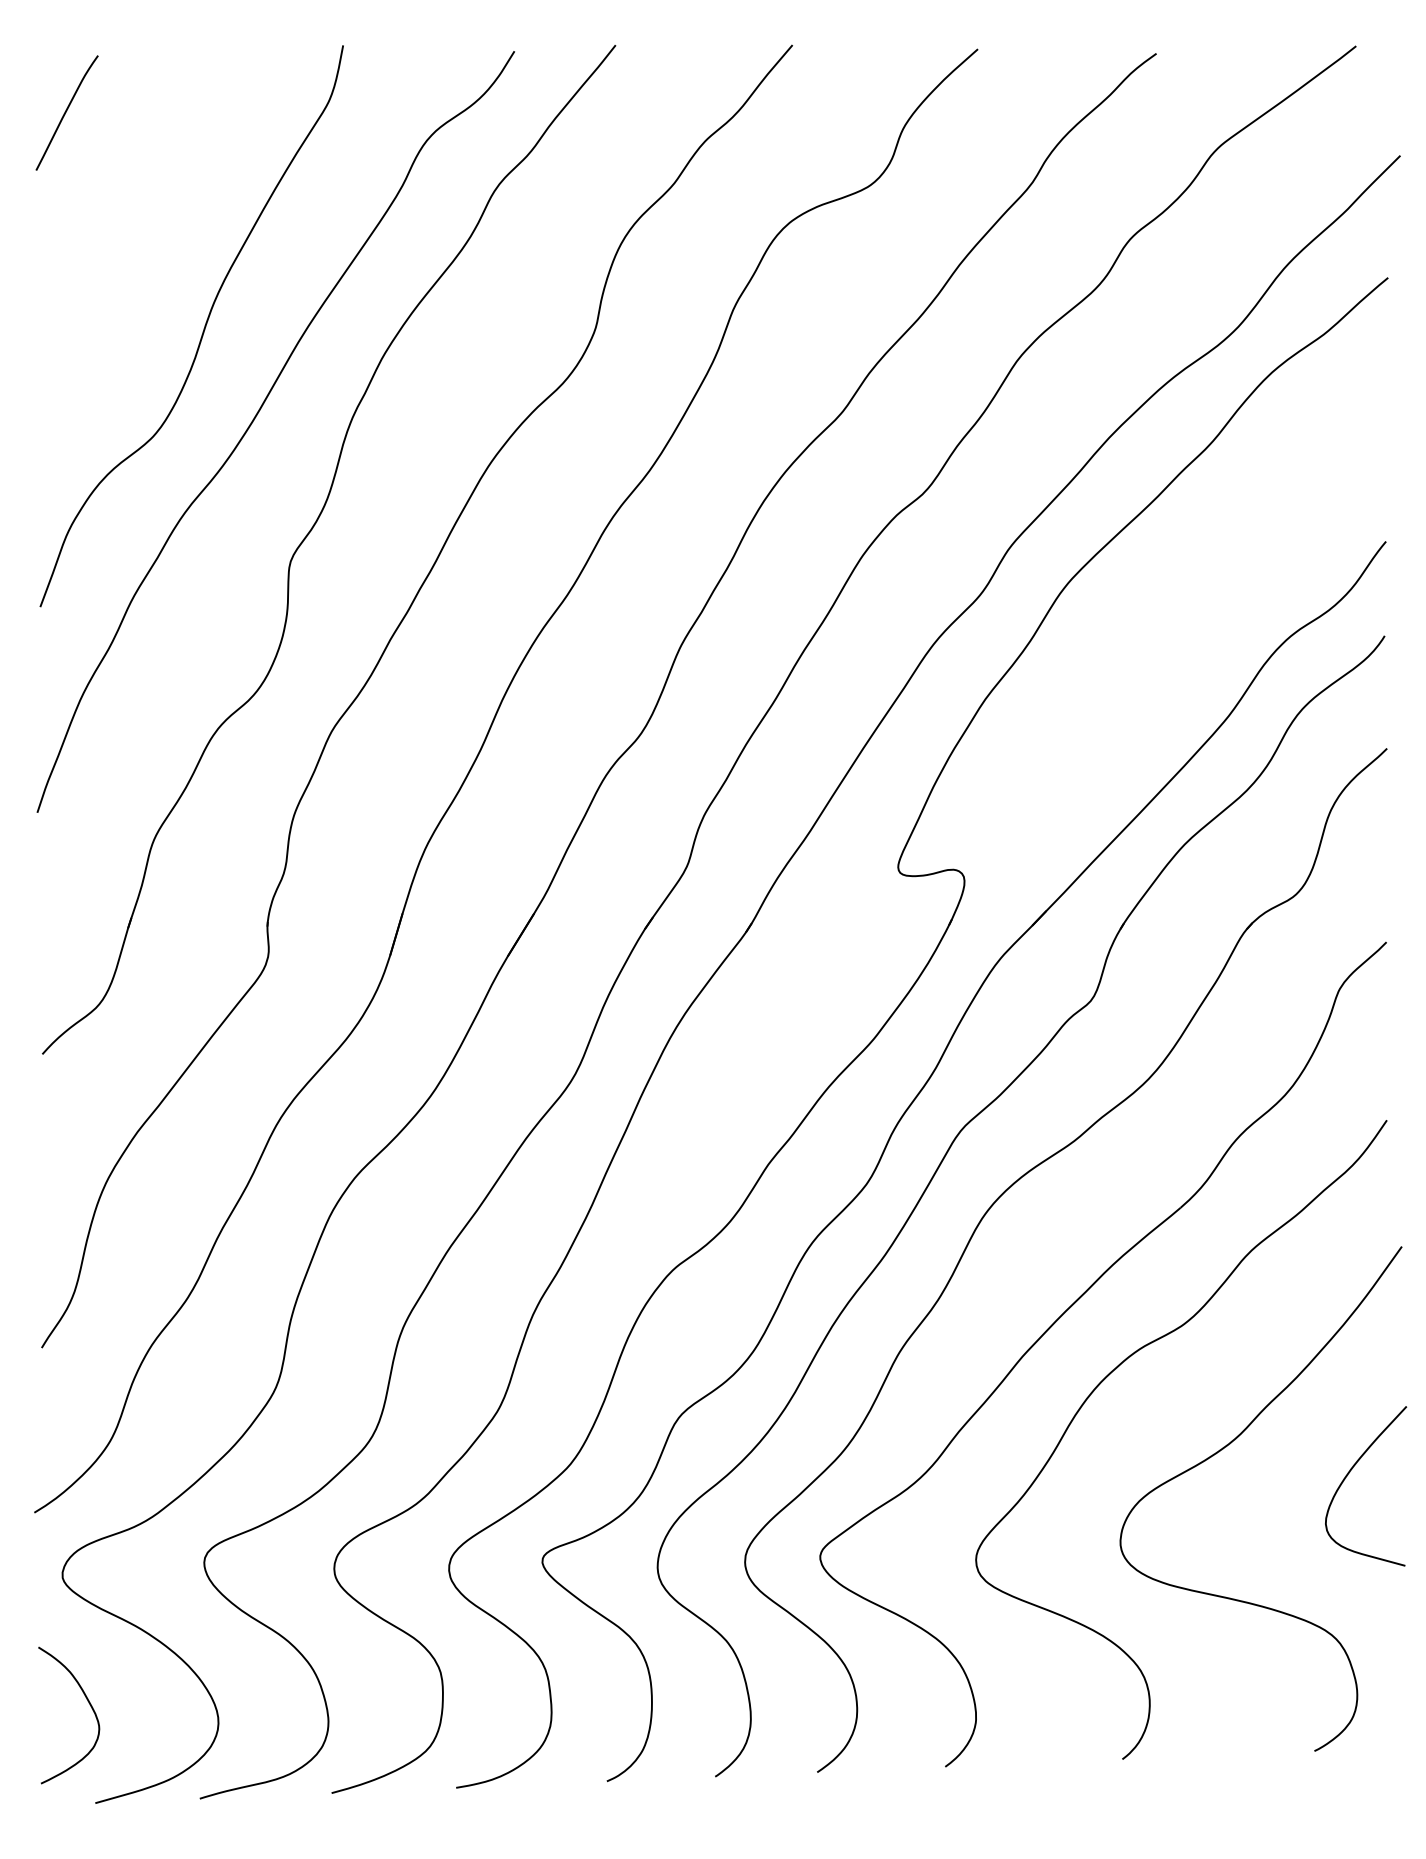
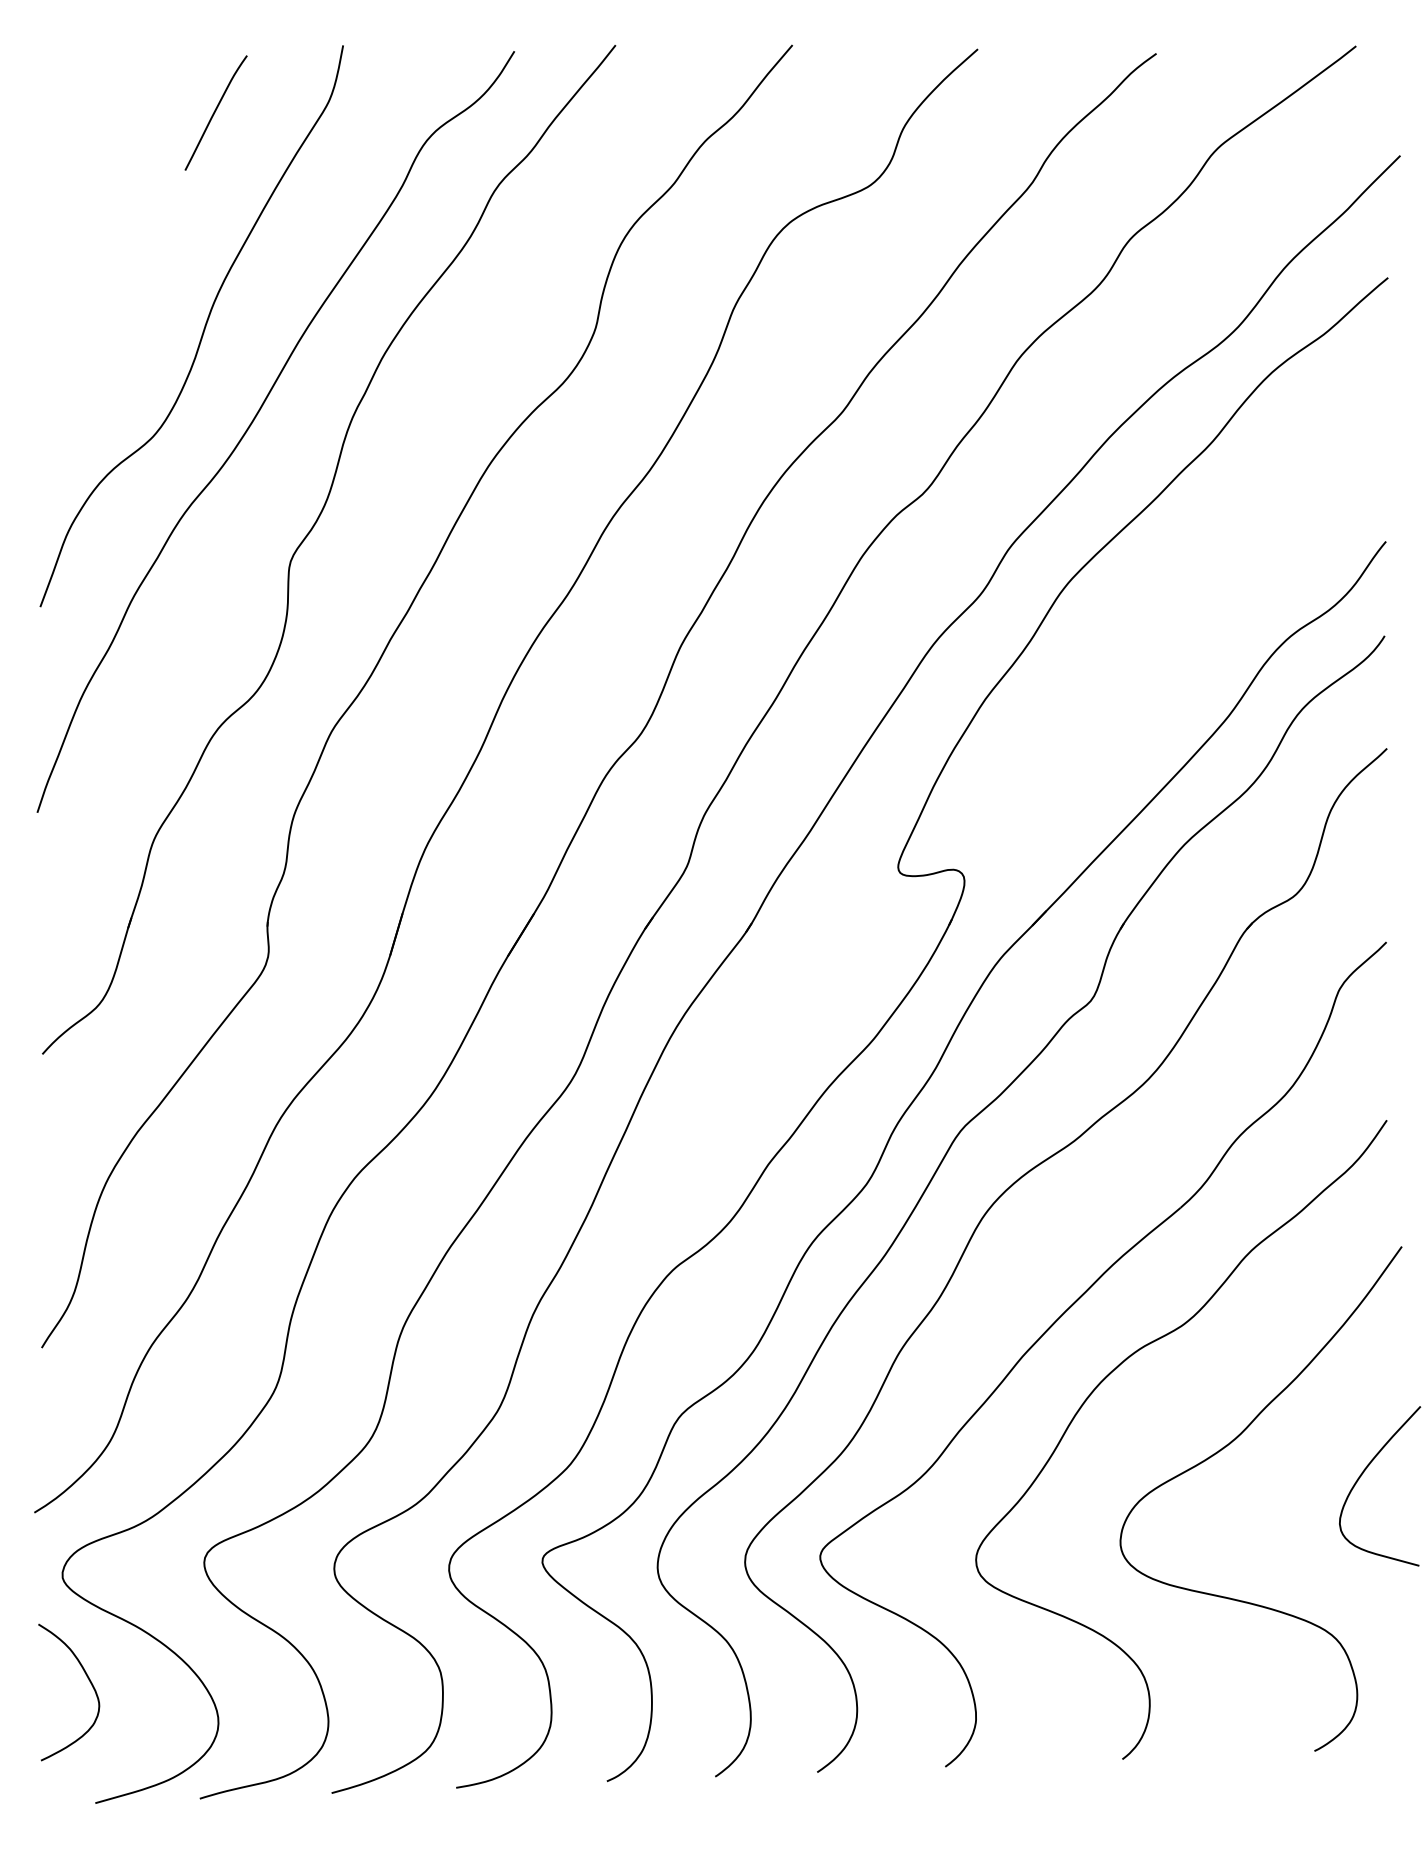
curve position: (66, 112) -> (215, 112) (215, 112)
curve position: (1350, 1472) -> (1364, 1472) (1364, 1472)
curve position: (88, 1703) -> (88, 1680) (88, 1680)
